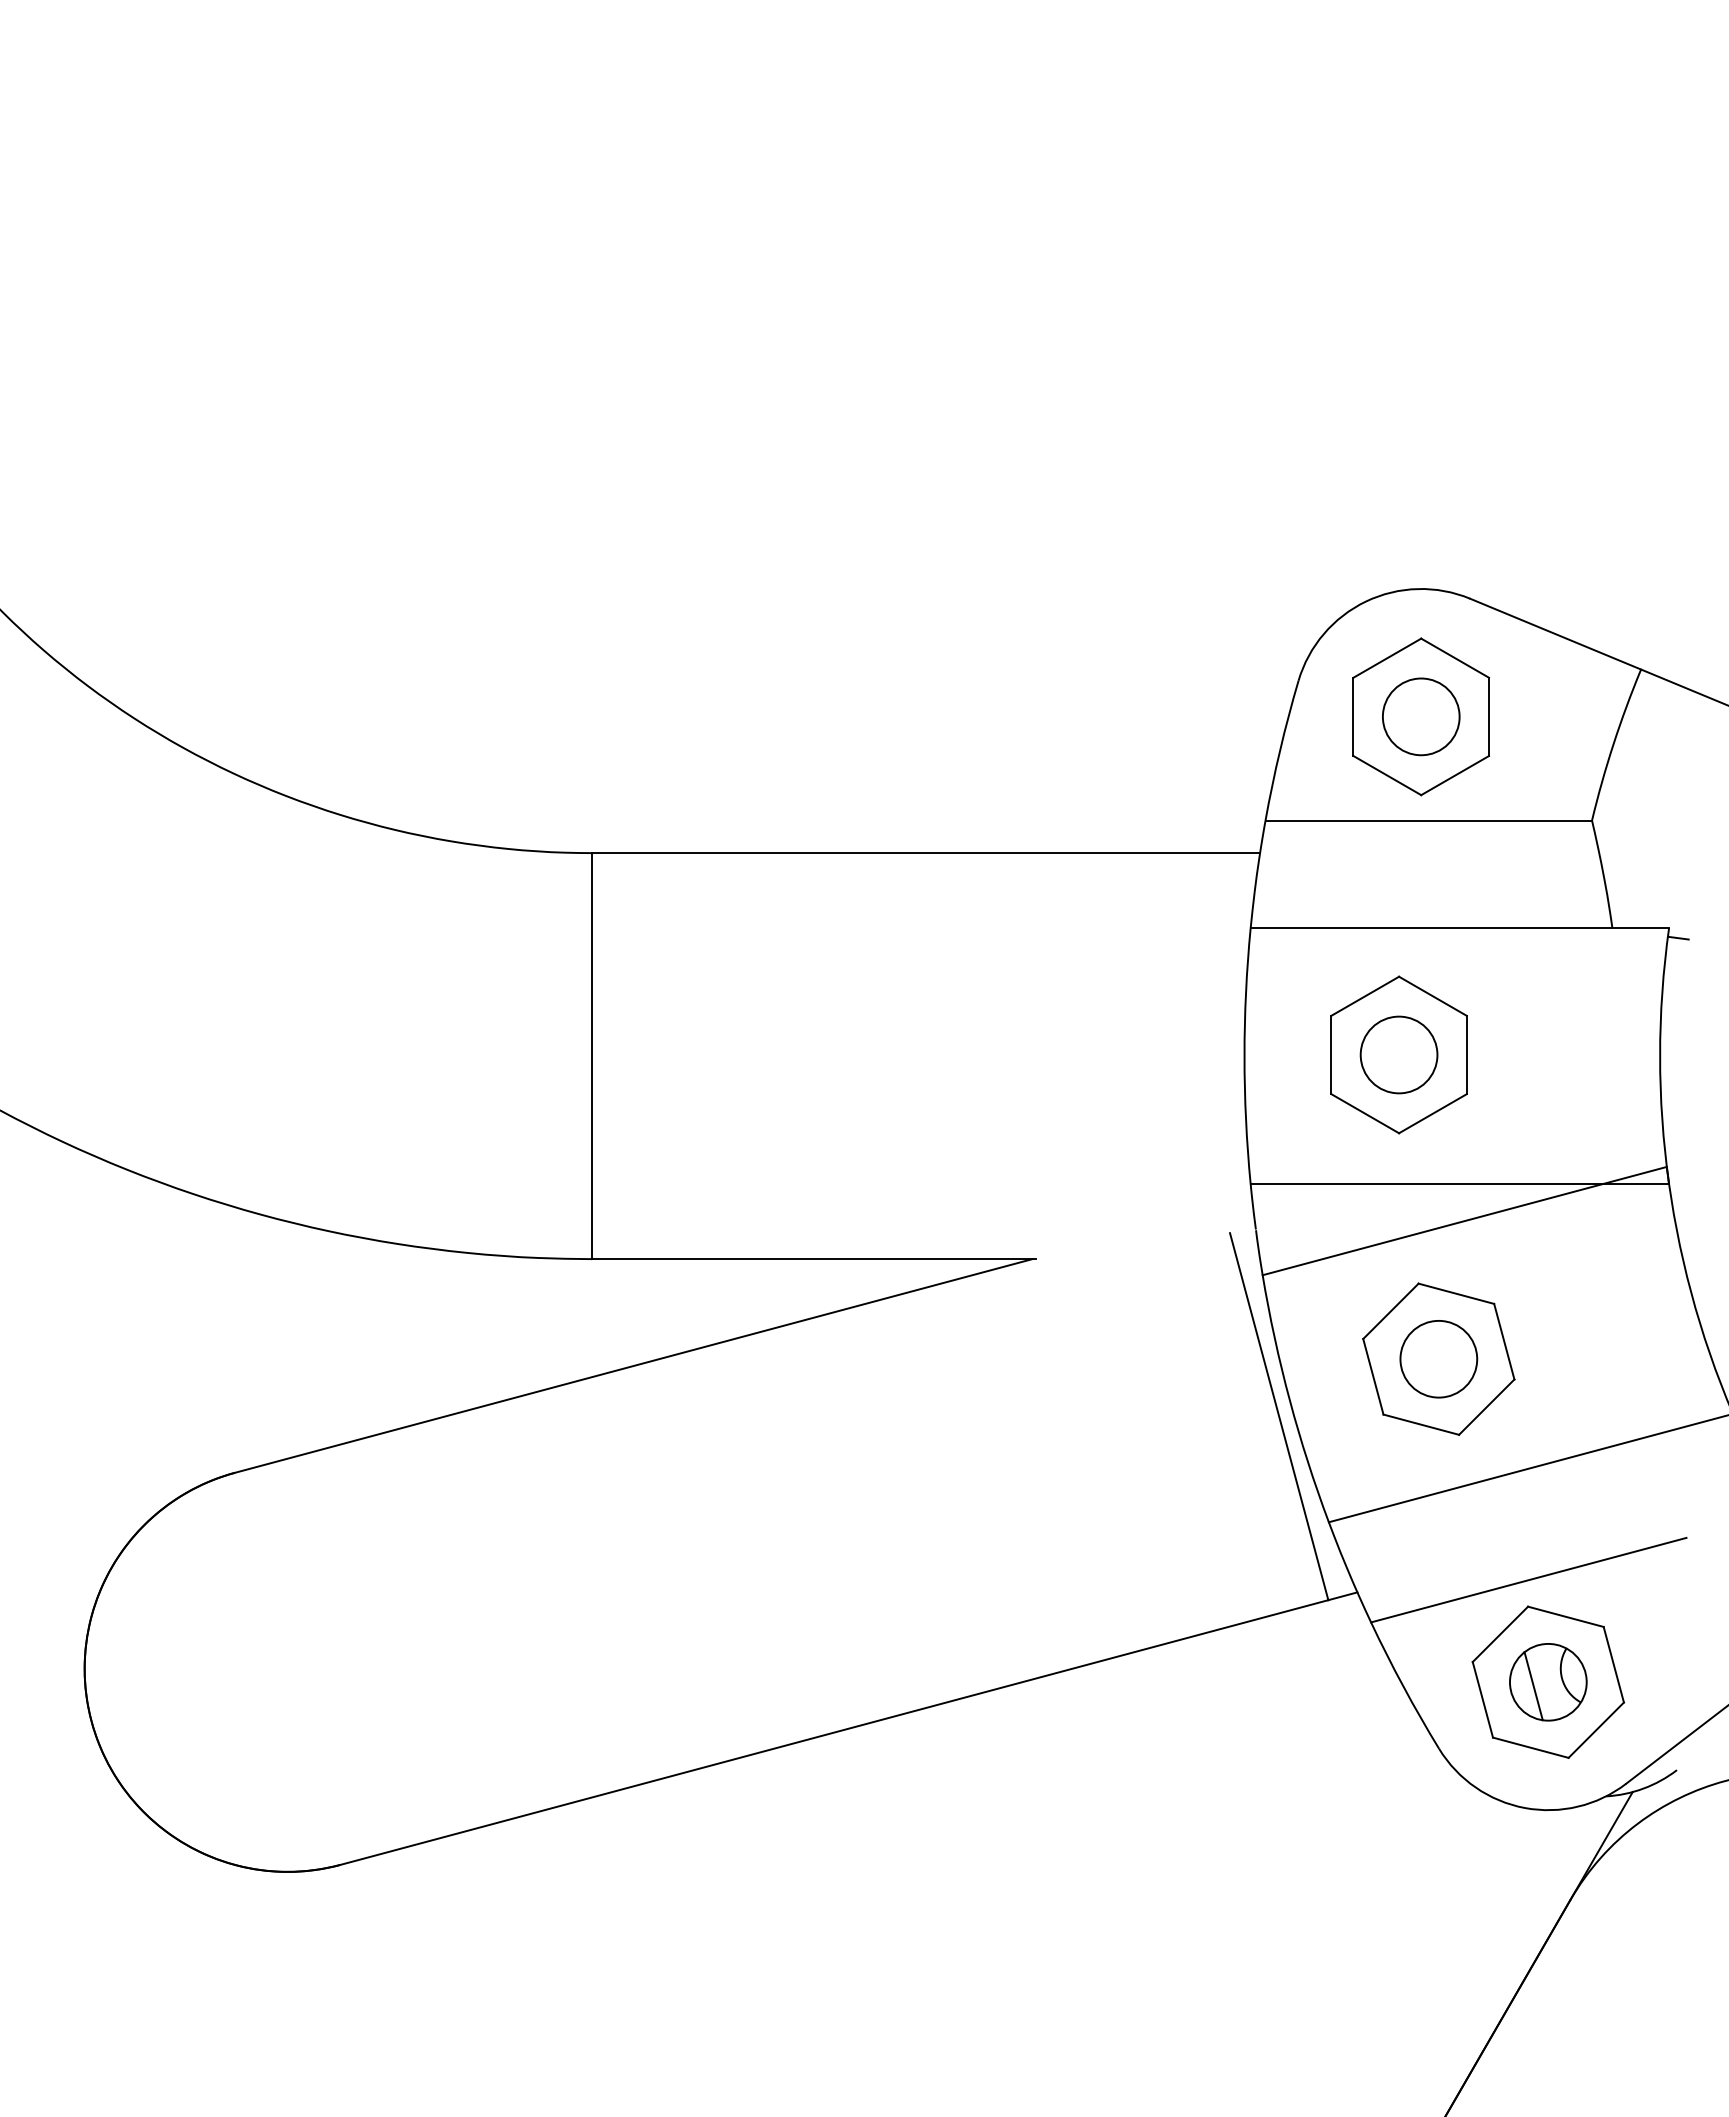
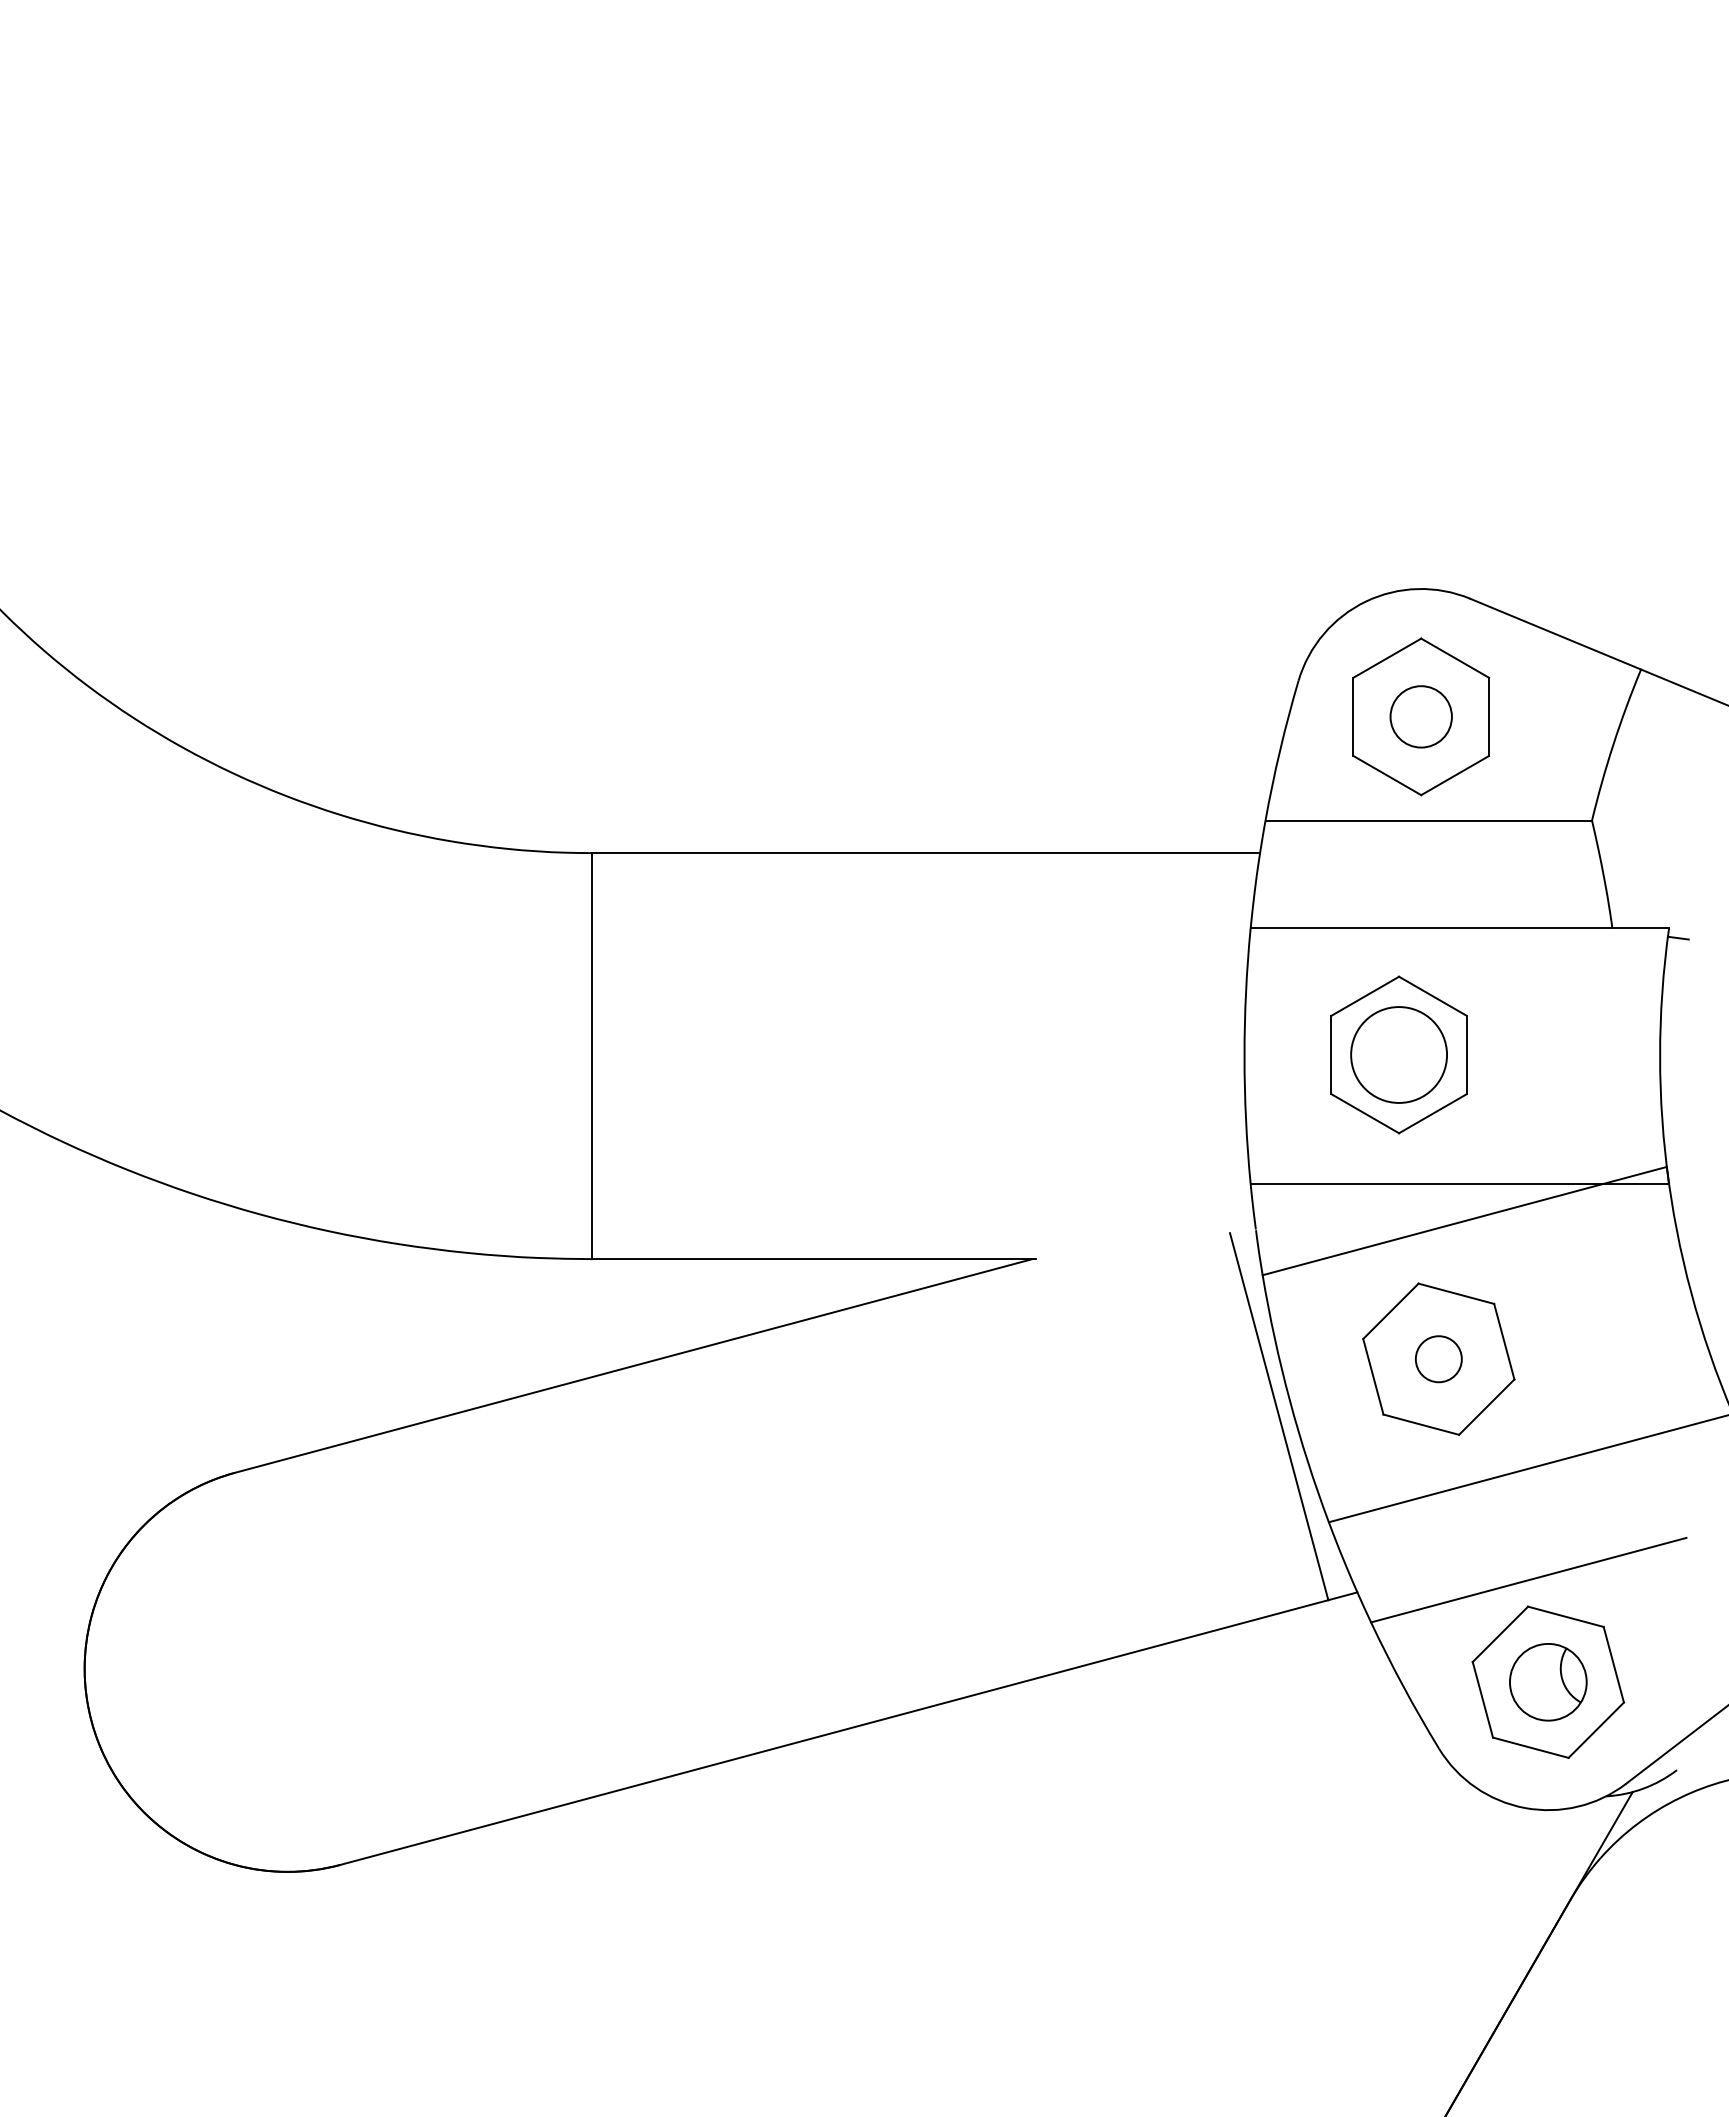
circle diameter: 77 px -> 61 px (1420, 716)
circle diameter: 77 px -> 96 px (1399, 1054)
circle diameter: 77 px -> 46 px (1438, 1359)
line: present -> none (1533, 1686)
